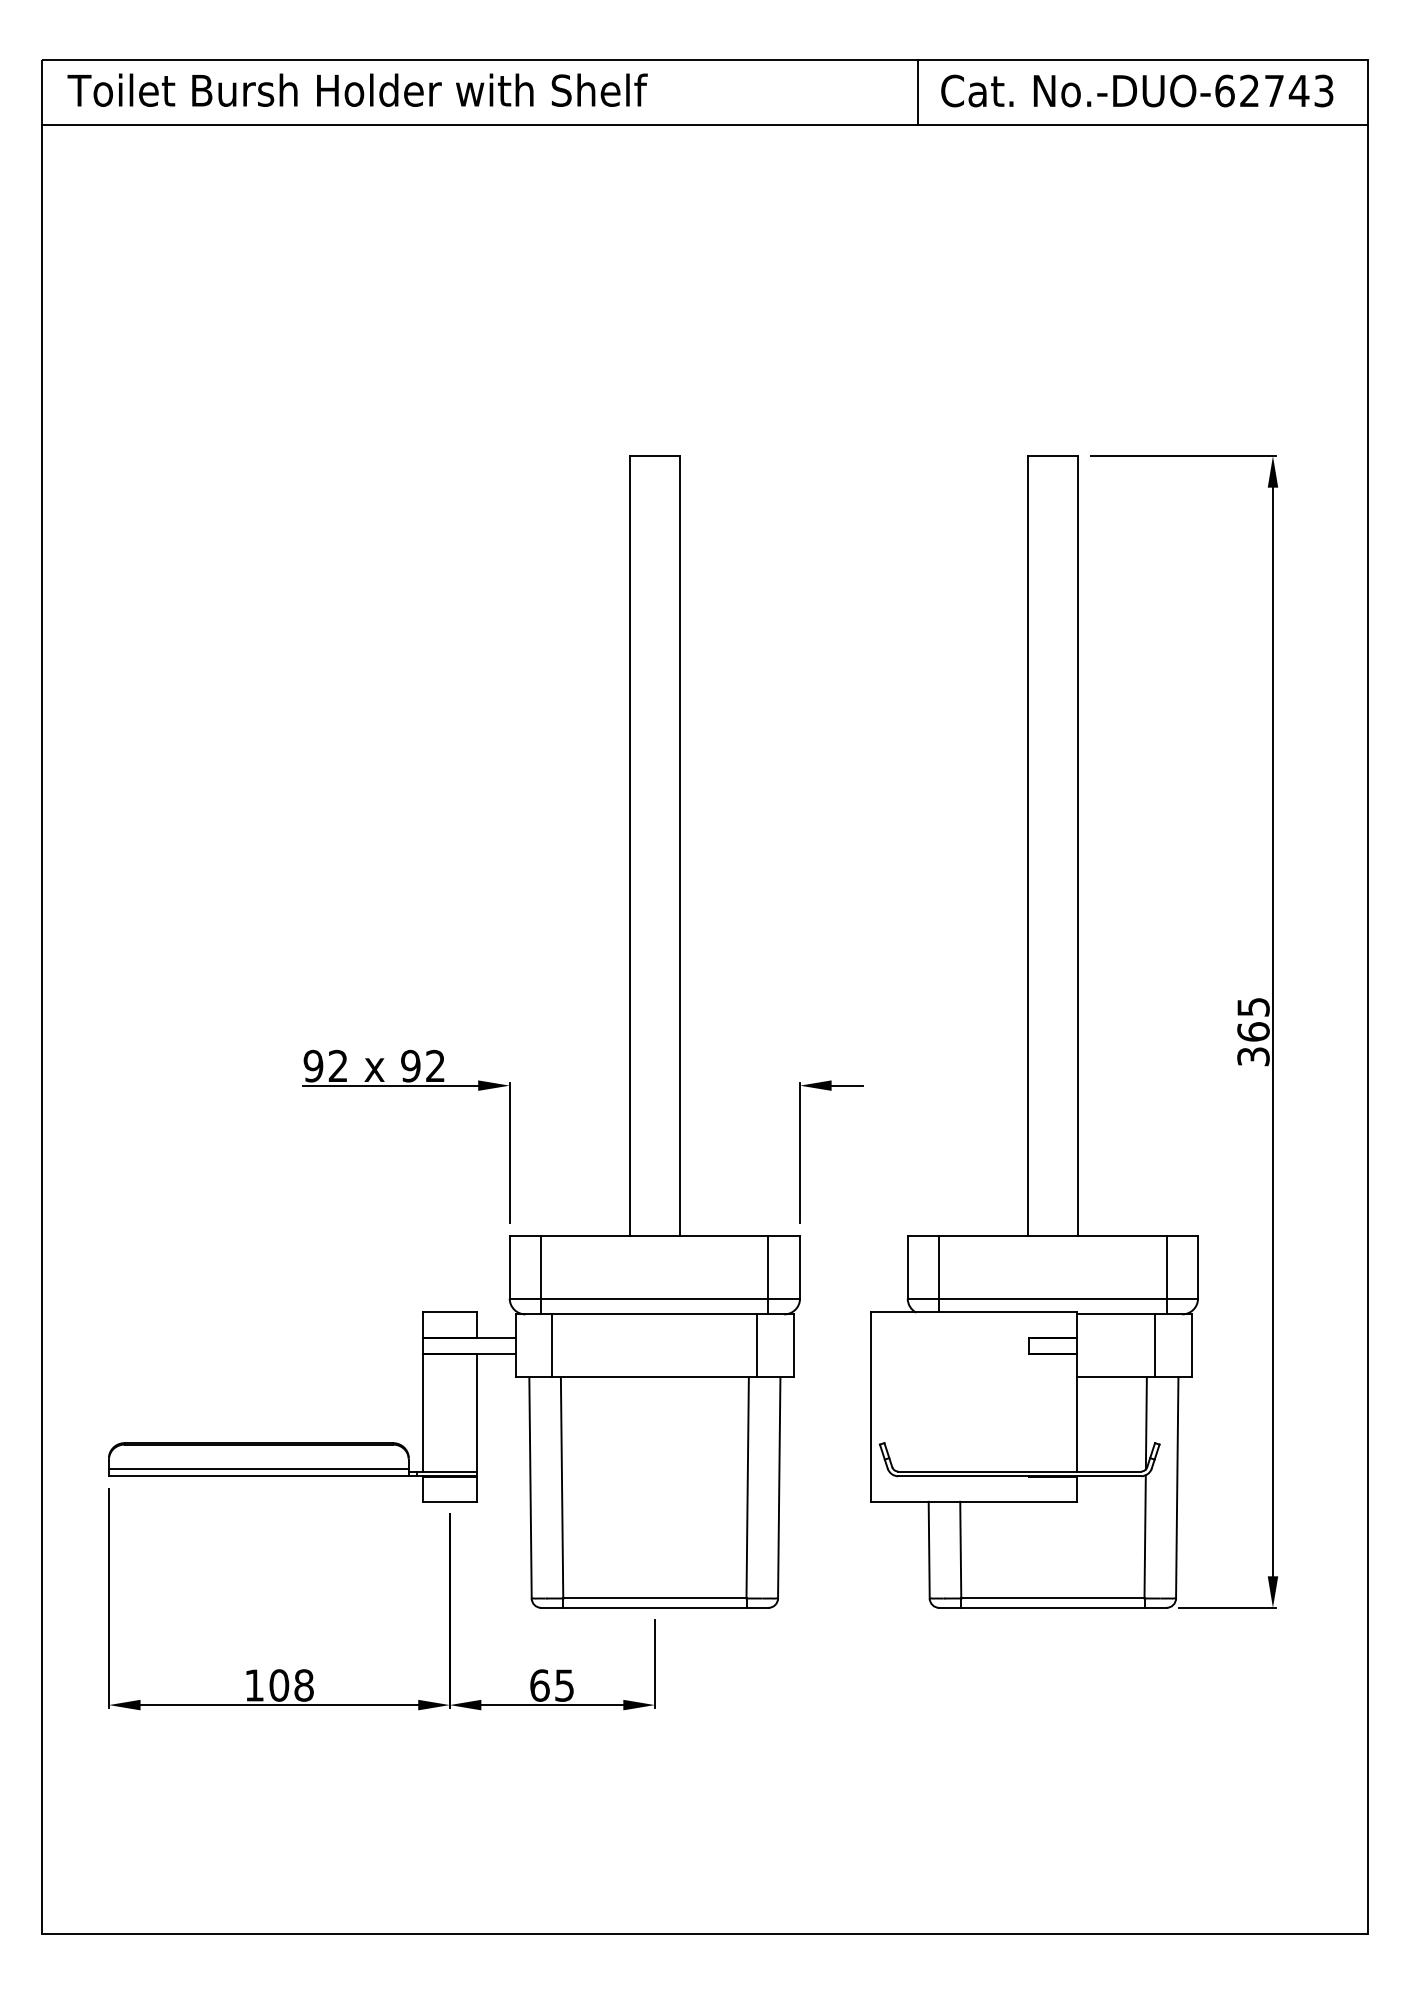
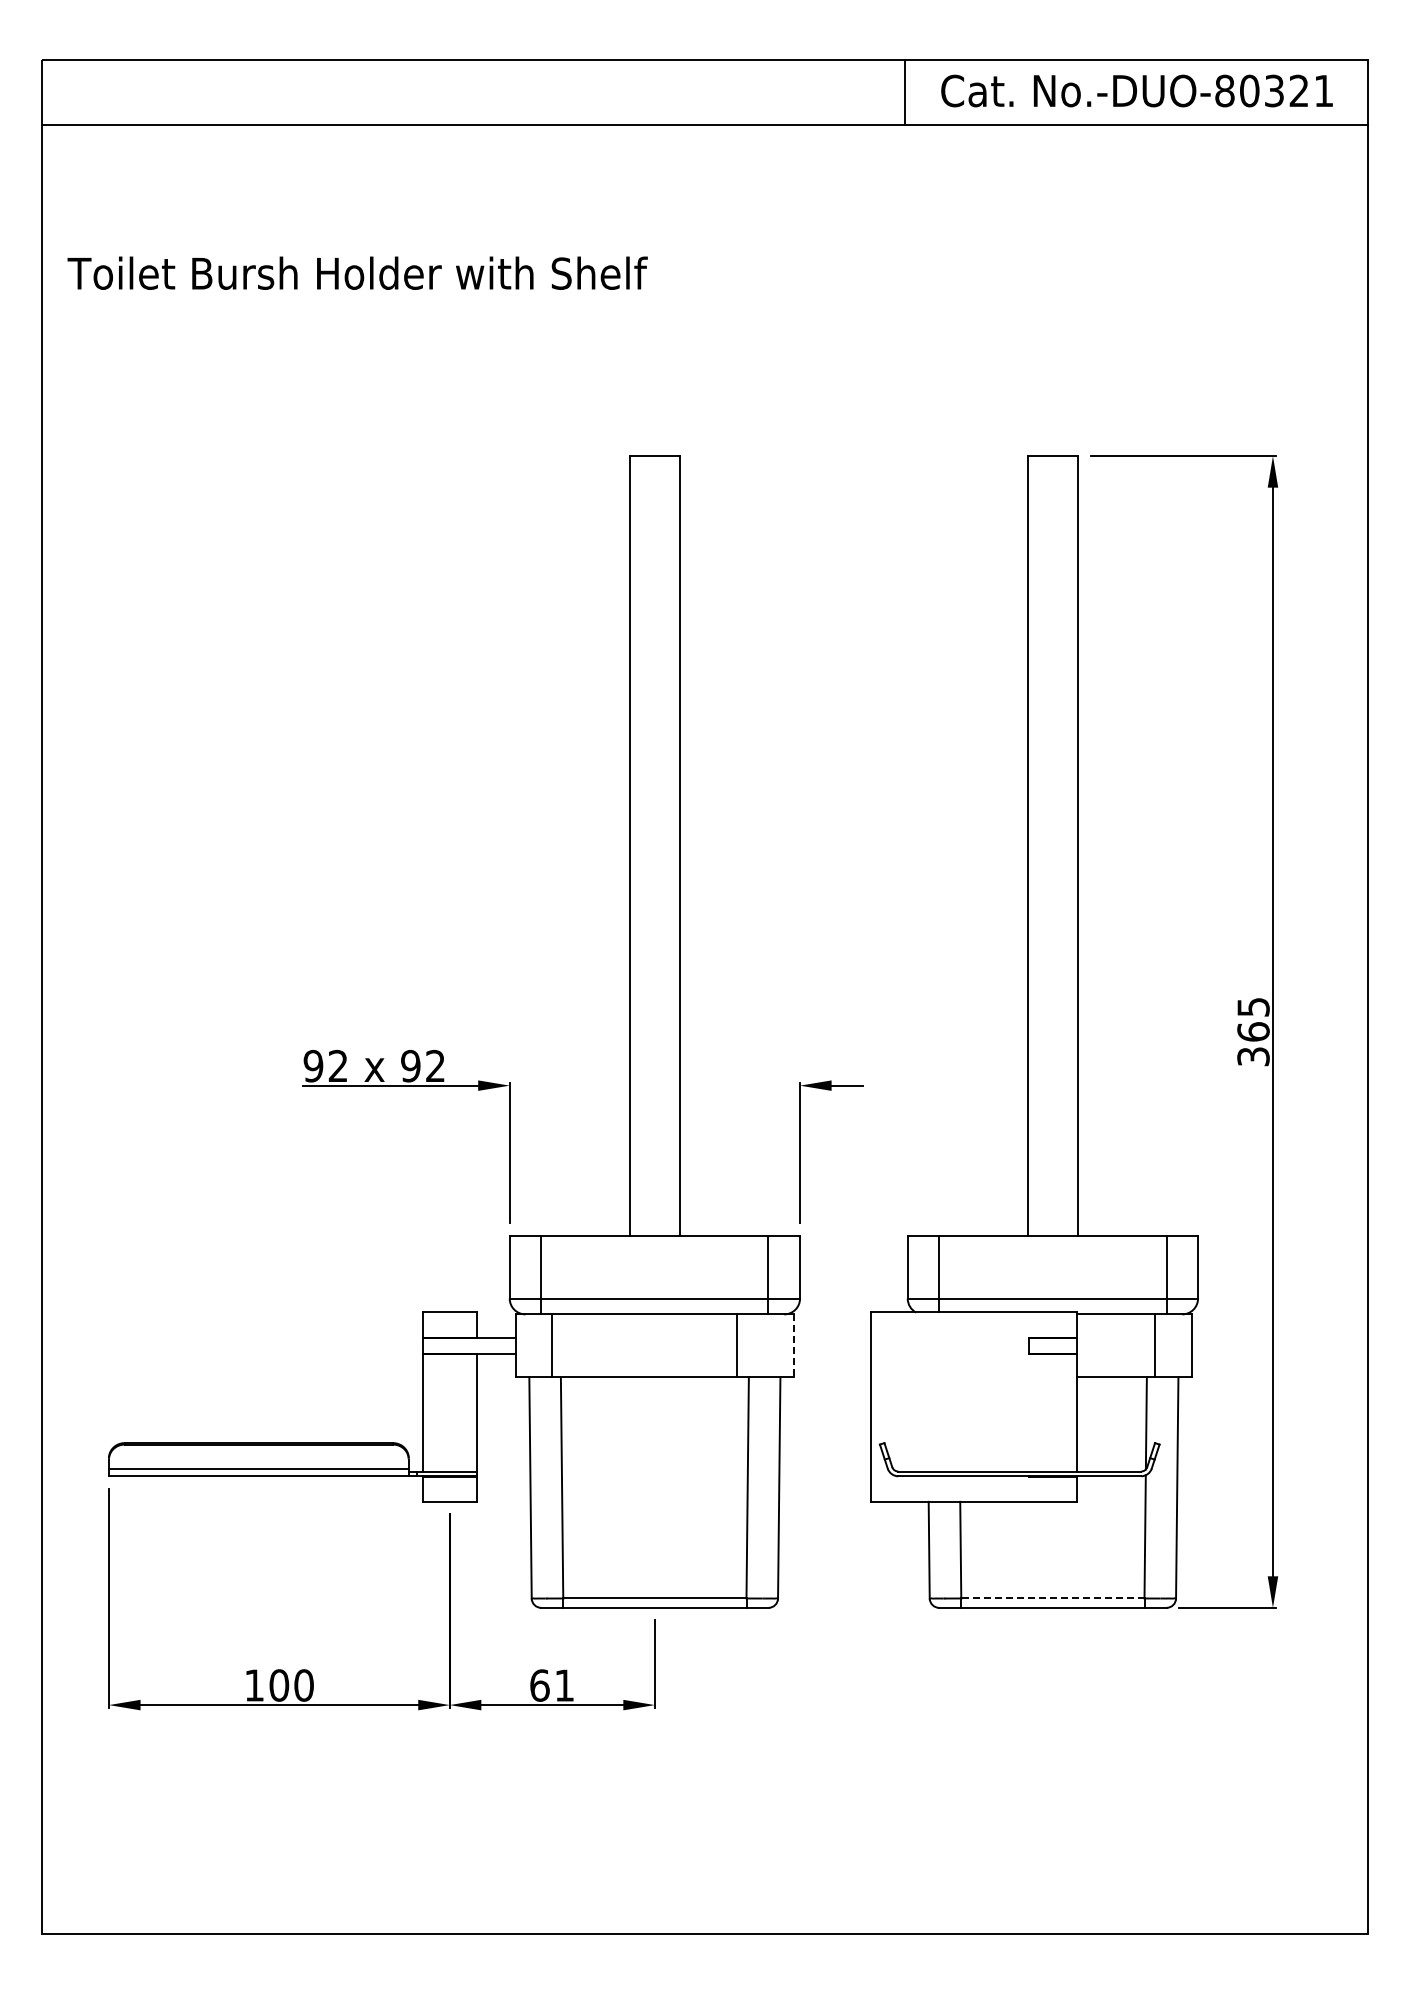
text position: (357, 89) -> (357, 272) (357, 272)
text: No.-DUO-62743 -> No.-DUO-80321 (1274, 90)
line position: (918, 92) -> (905, 92) (905, 92)
line position: (757, 1345) -> (737, 1345) (737, 1345)
line: solid -> dashed (793, 1345)
line: solid -> dashed (1052, 1598)
text: 108 -> 100 (303, 1685)
text: 65 -> 61 (564, 1685)
